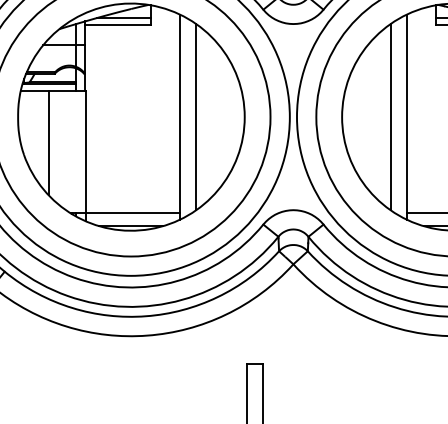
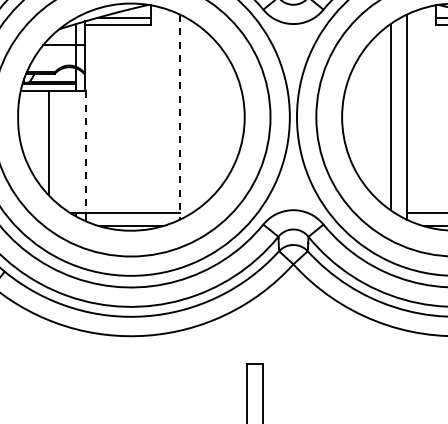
line: solid -> dashed (179, 117)
line: present -> none (196, 117)
line: solid -> dashed (85, 152)
